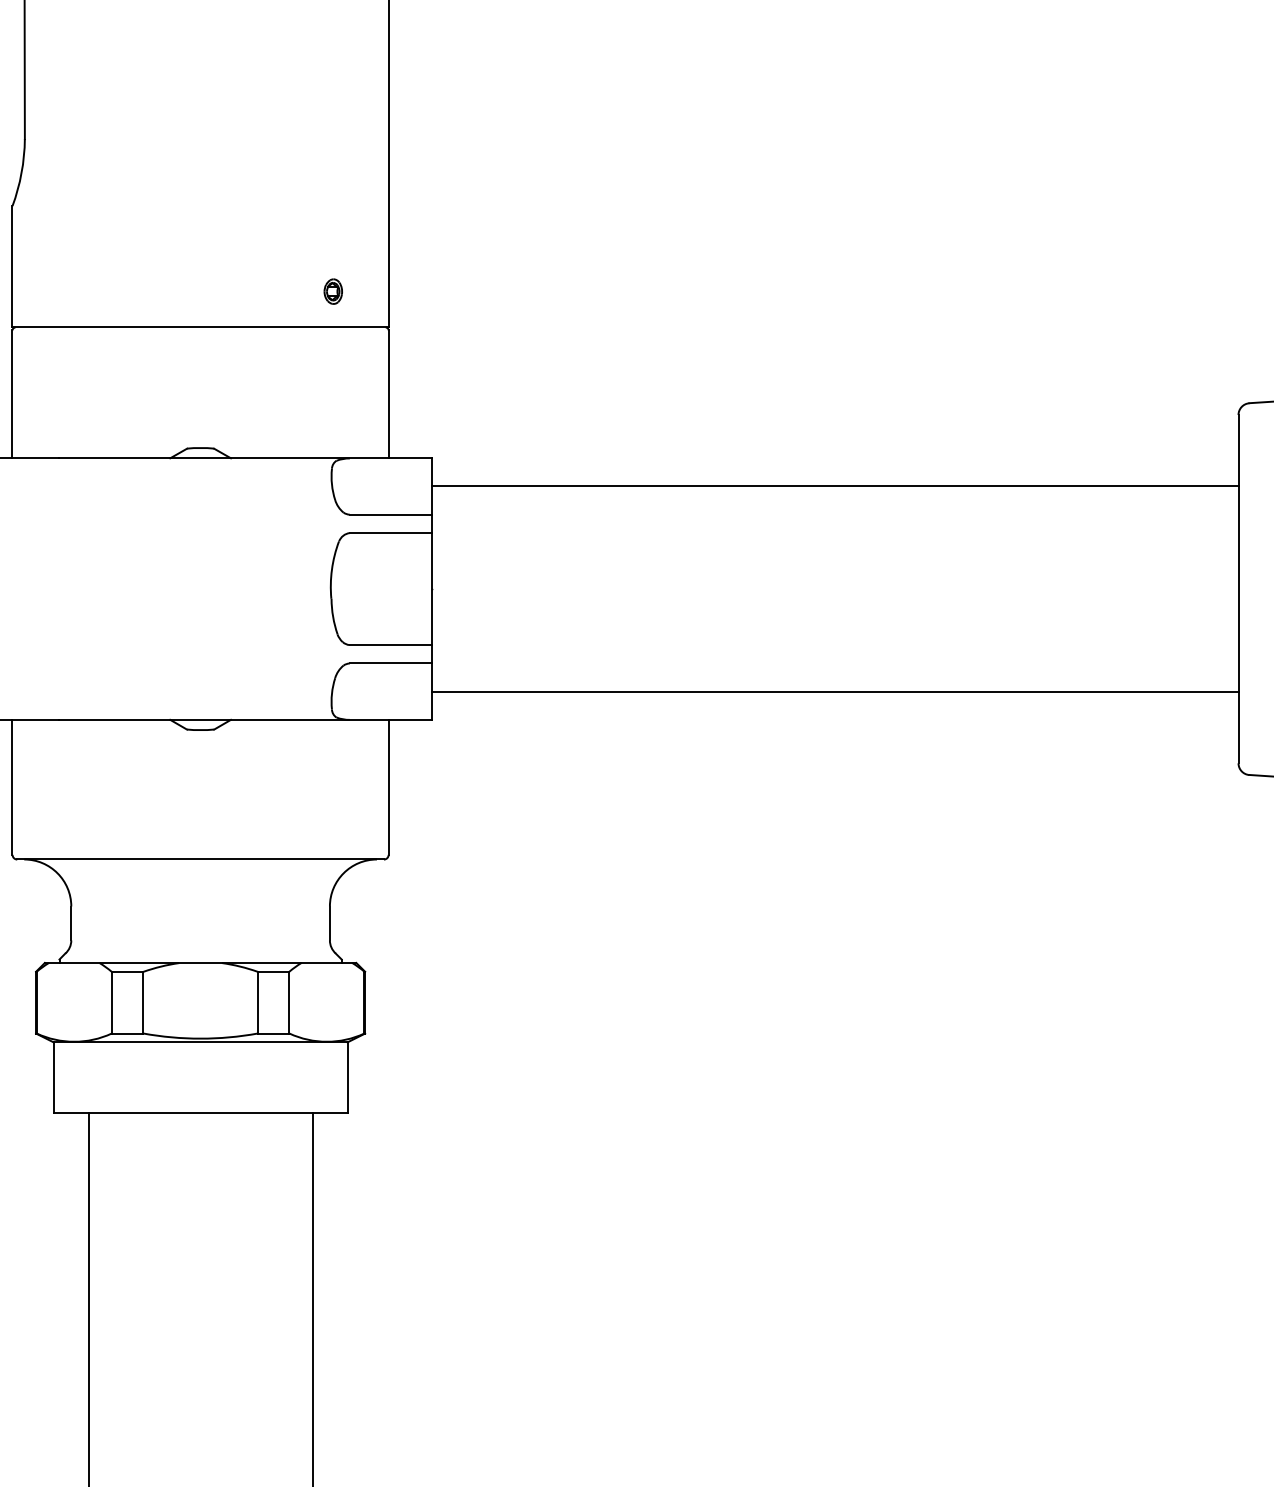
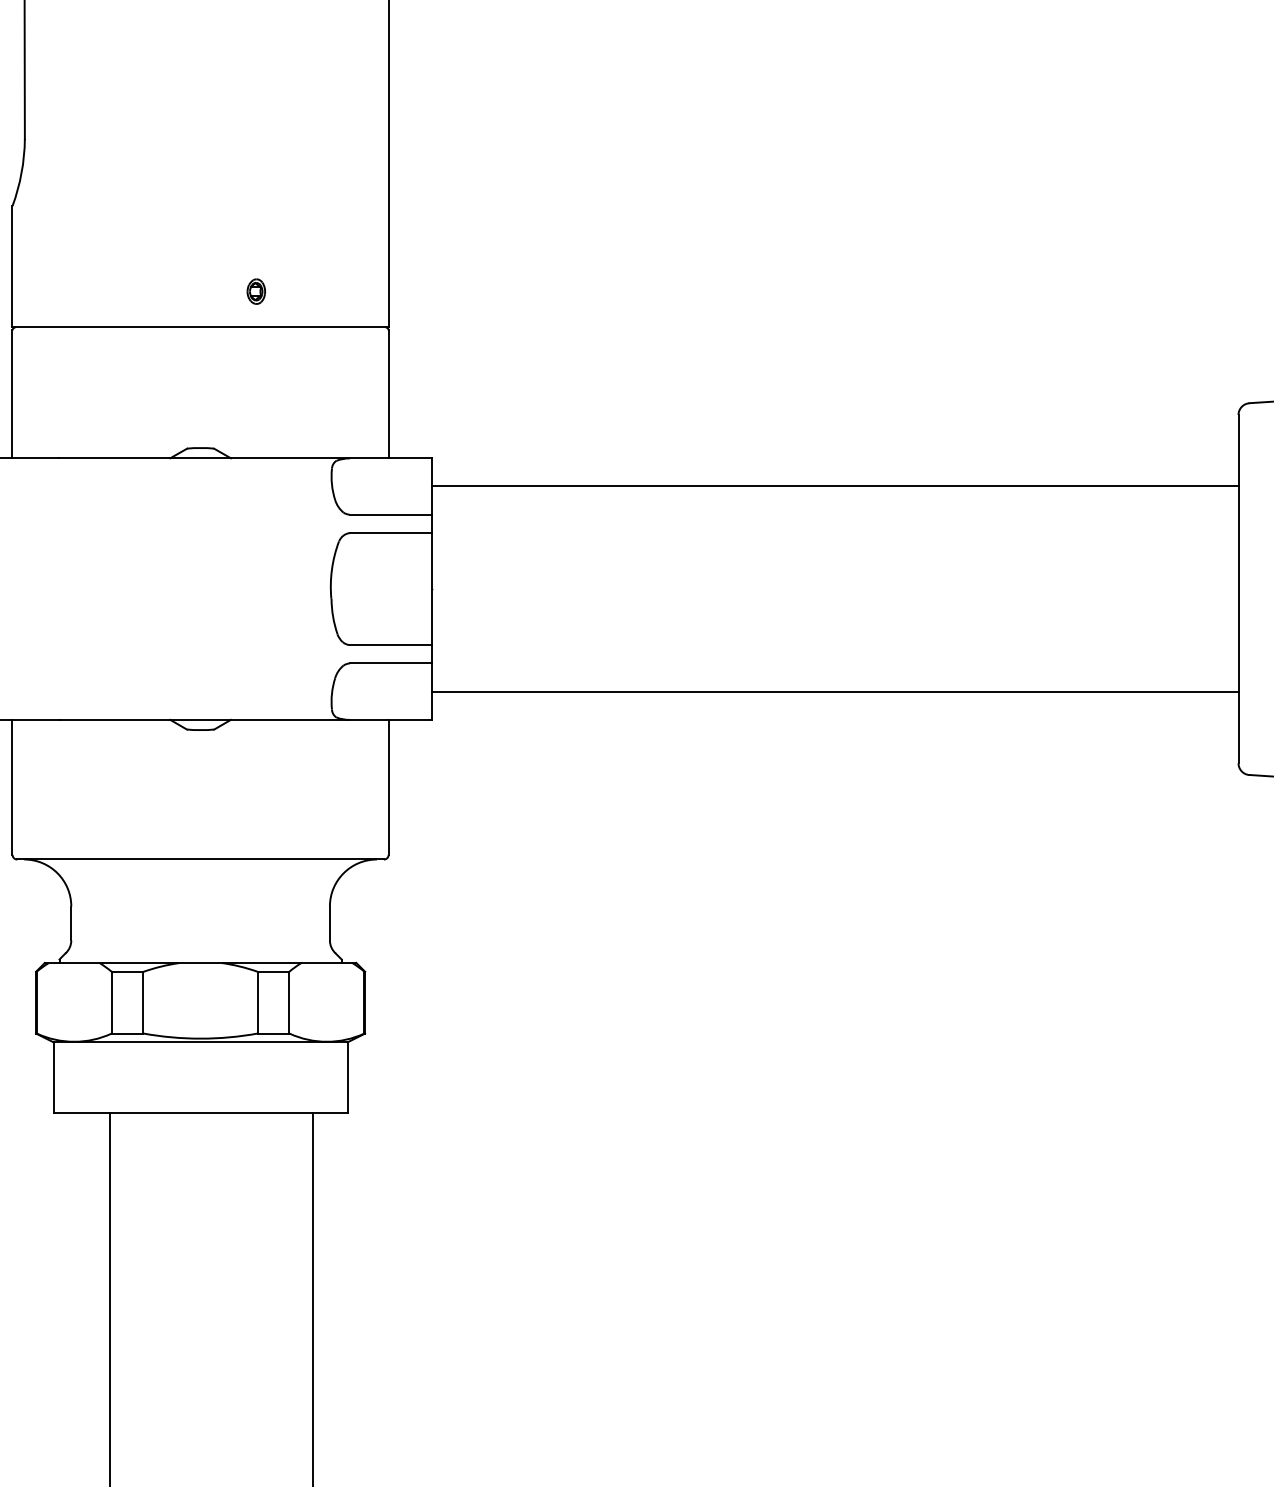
part position: (332, 291) -> (255, 291) (255, 291)
line position: (88, 1298) -> (109, 1298) (109, 1298)
